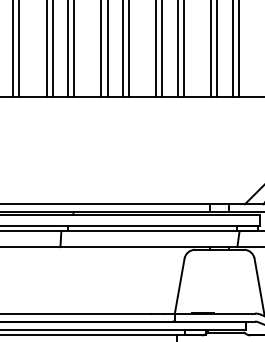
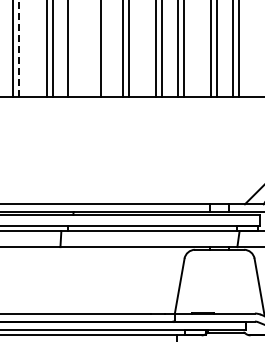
line: solid -> dashed (19, 48)
line: present -> none (74, 49)
line: present -> none (107, 49)
